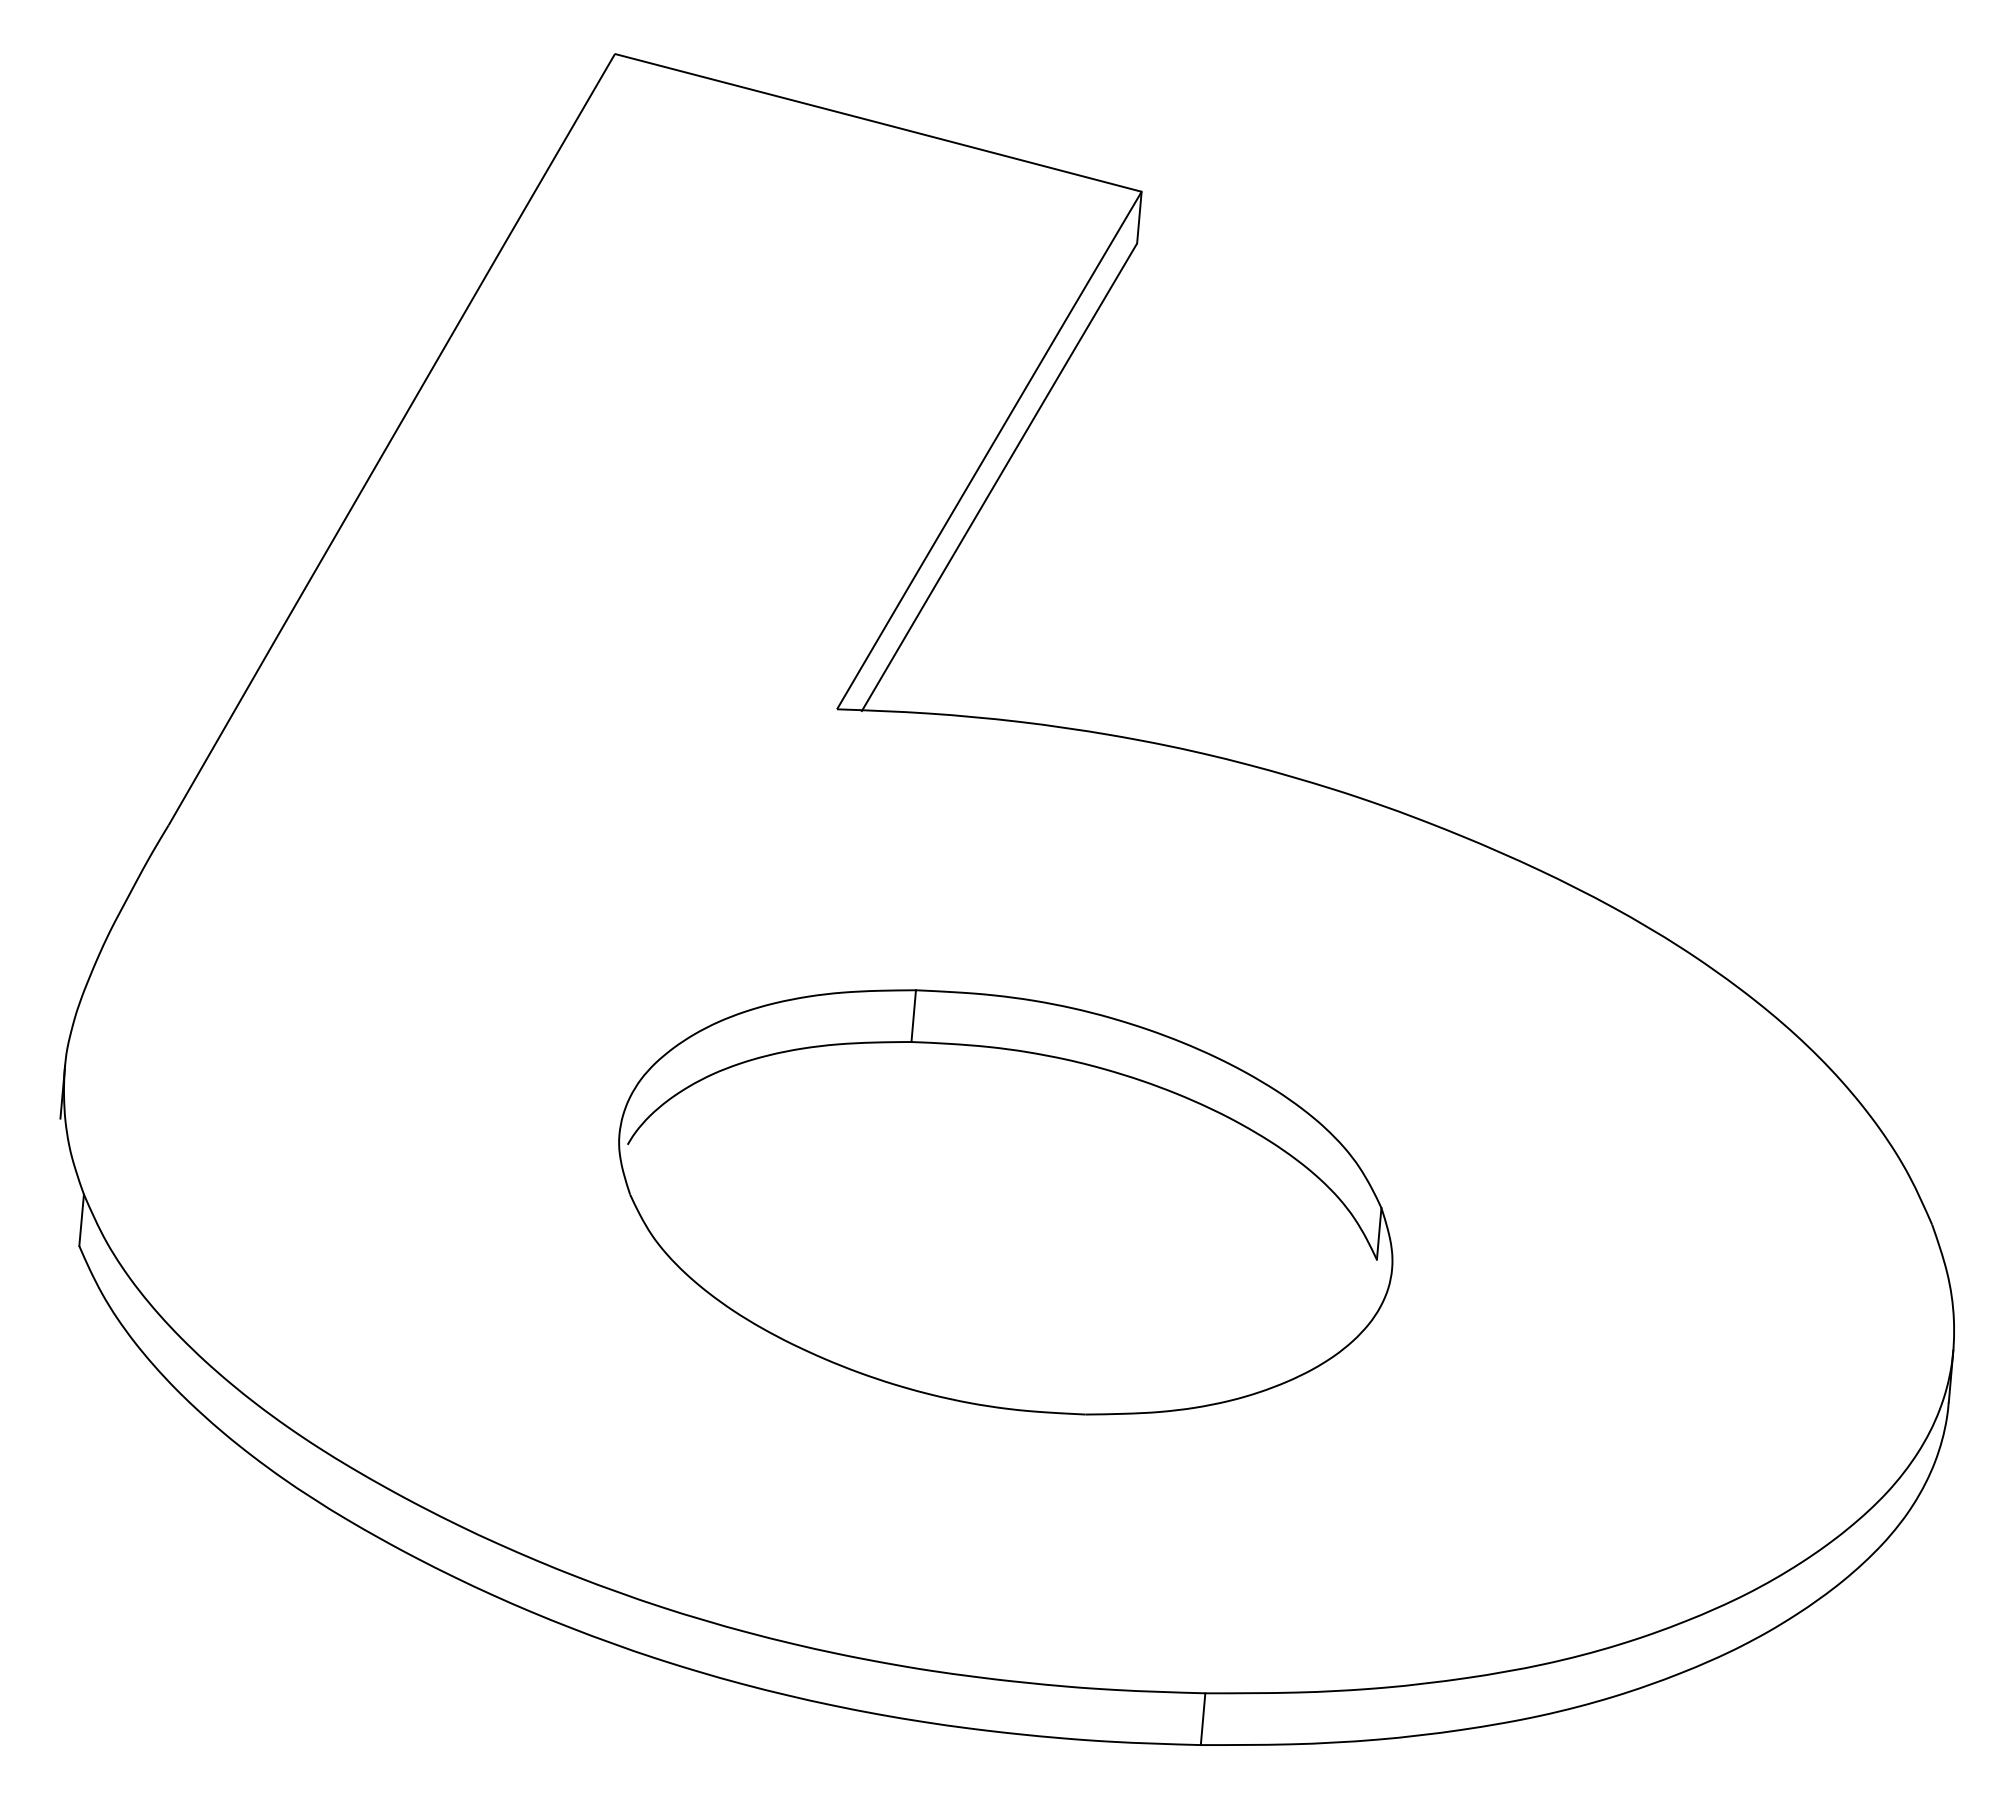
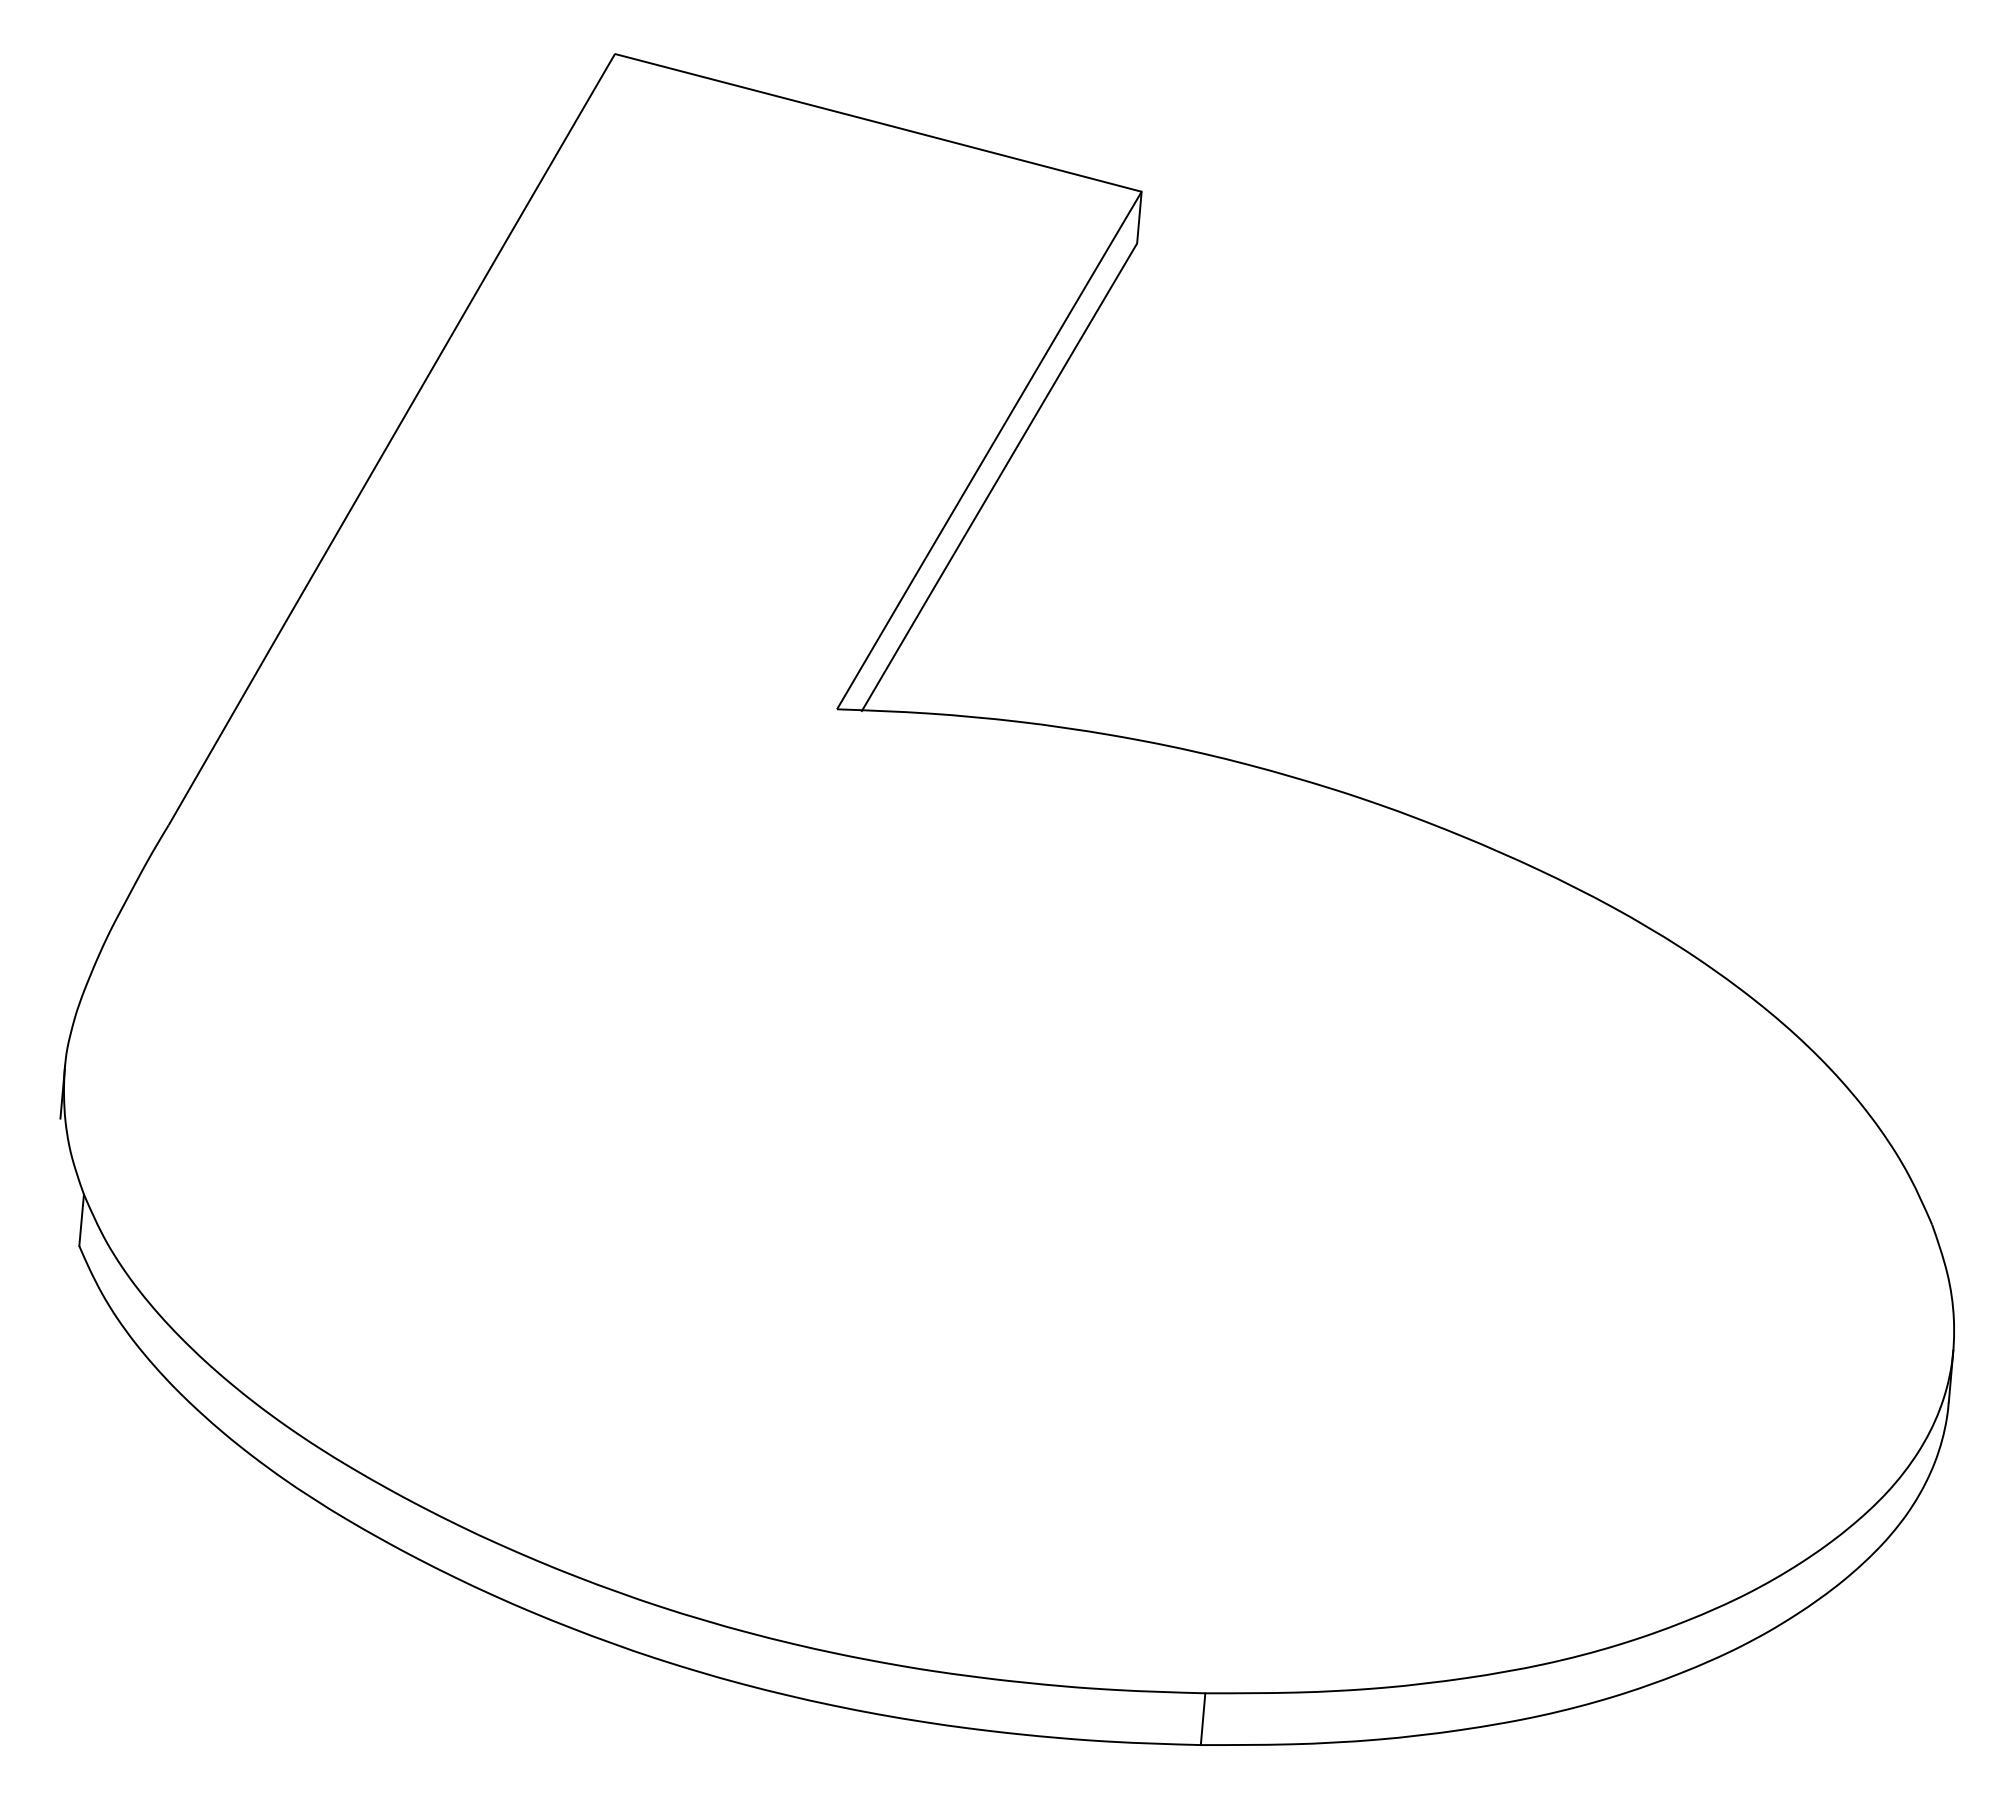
part: present -> none (1005, 1202)
